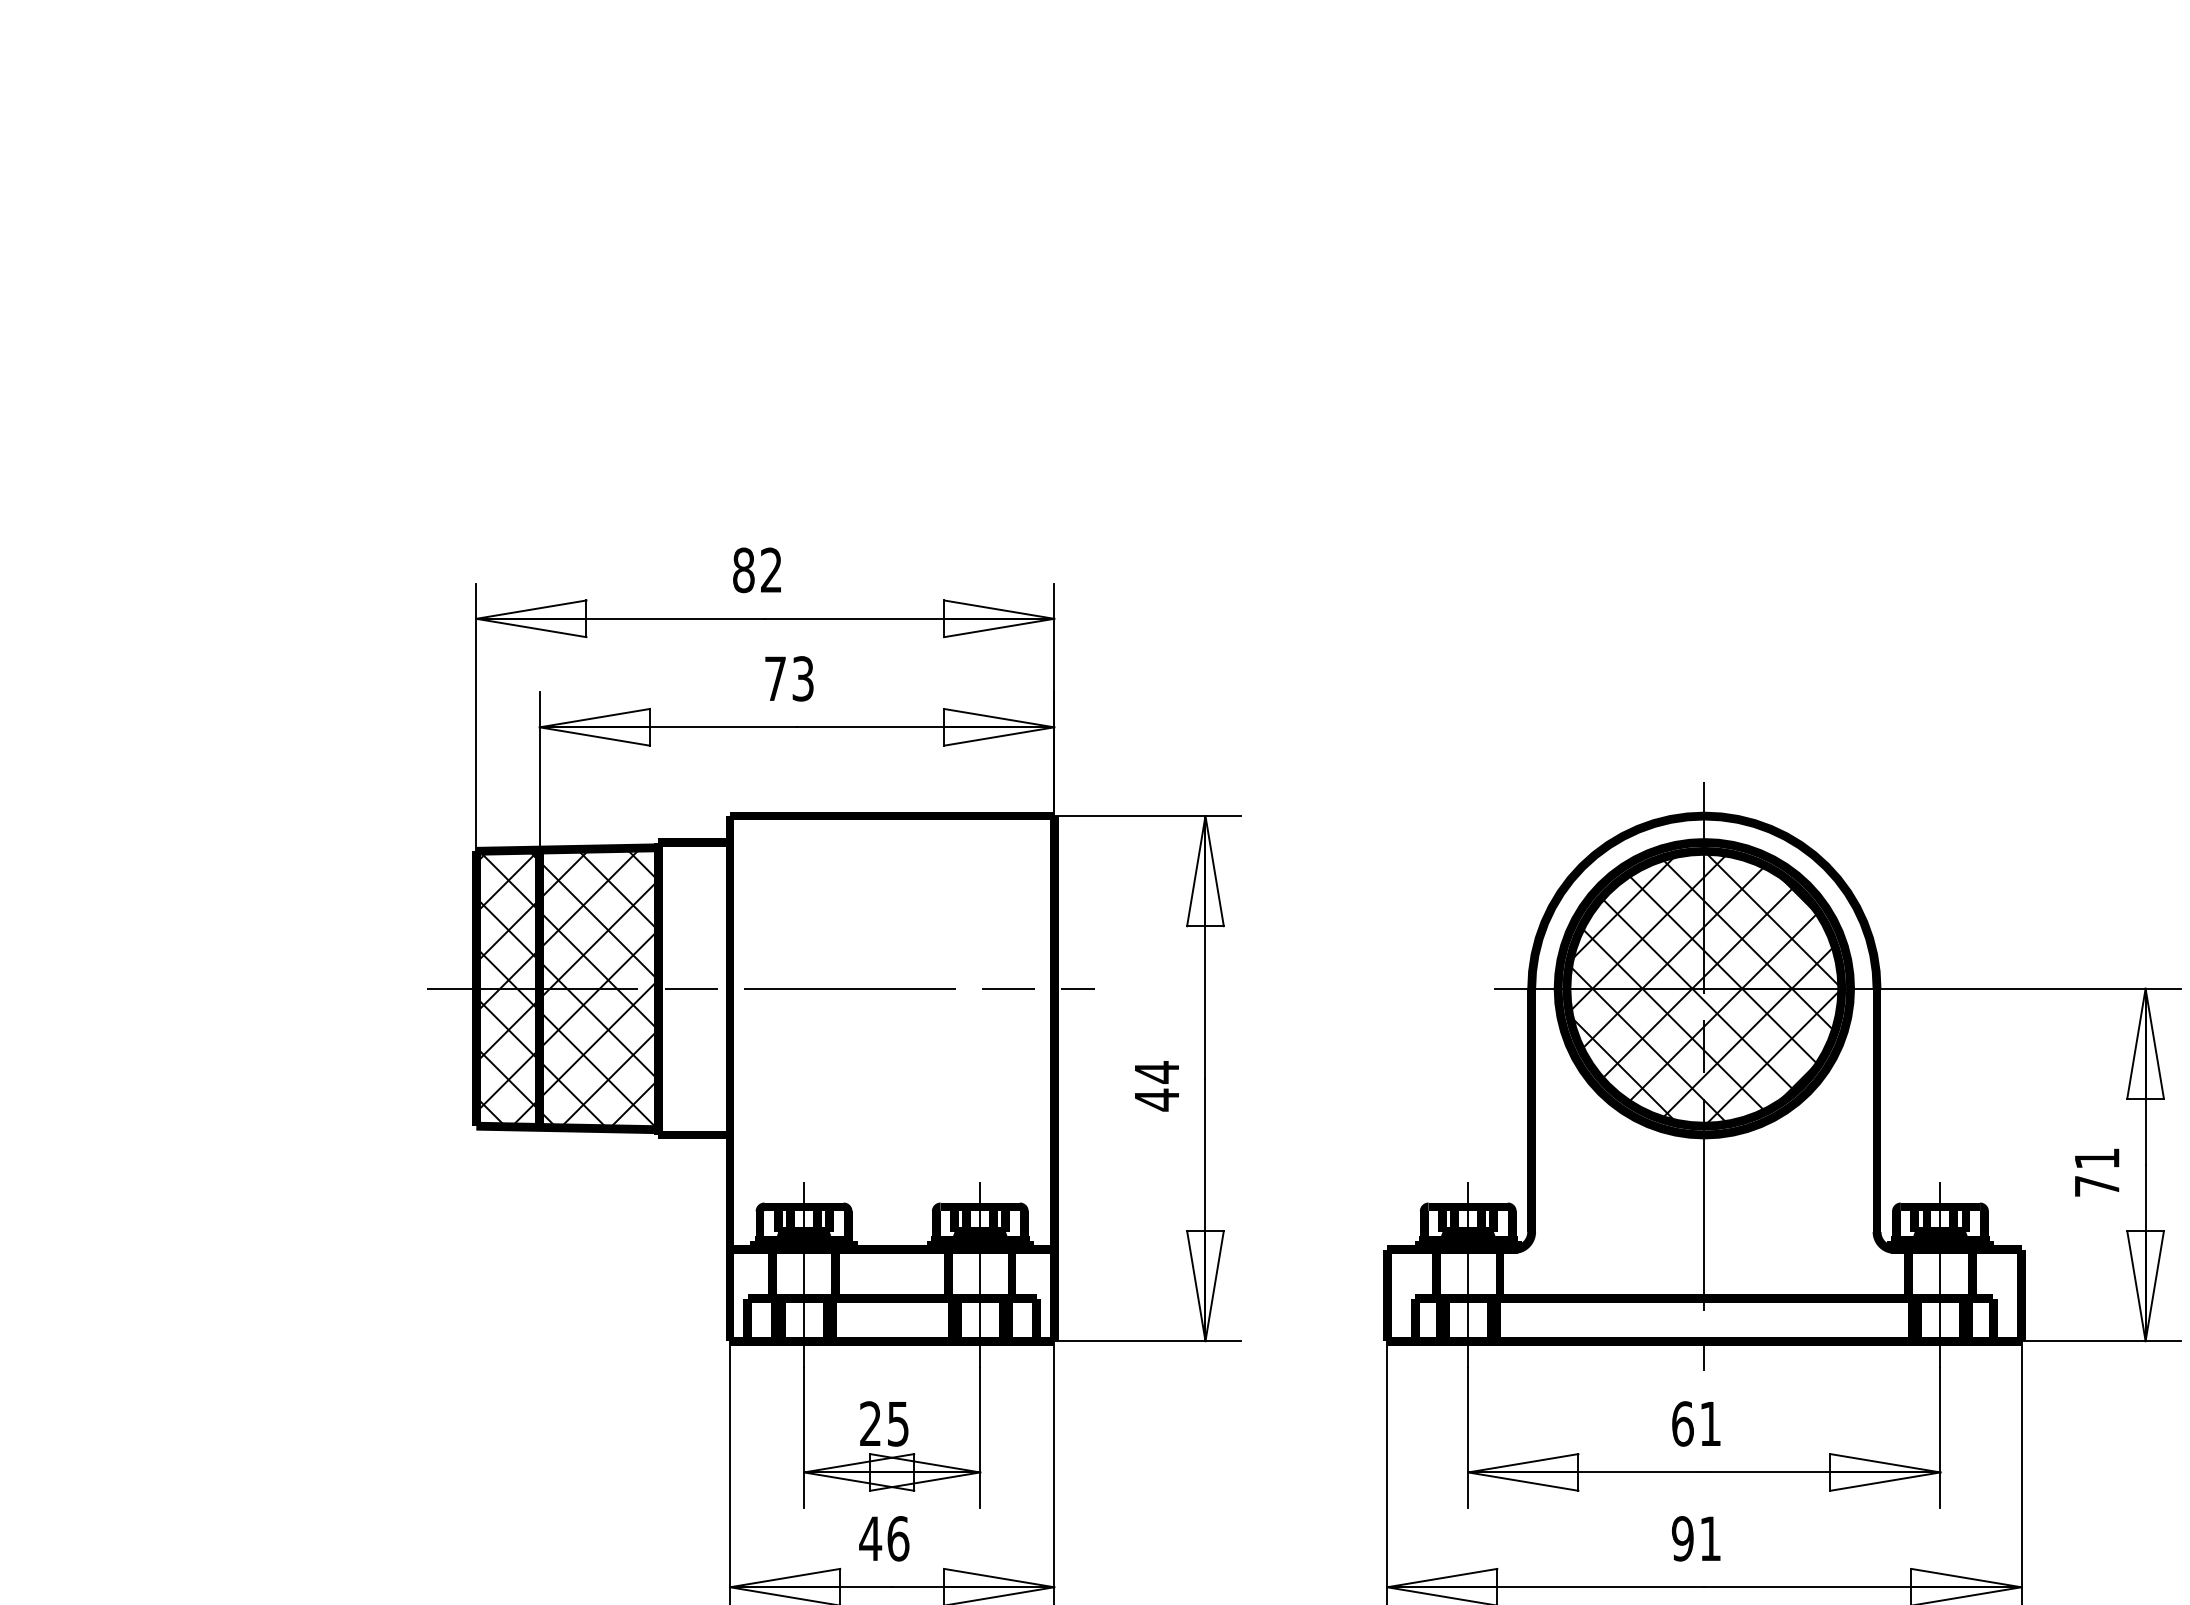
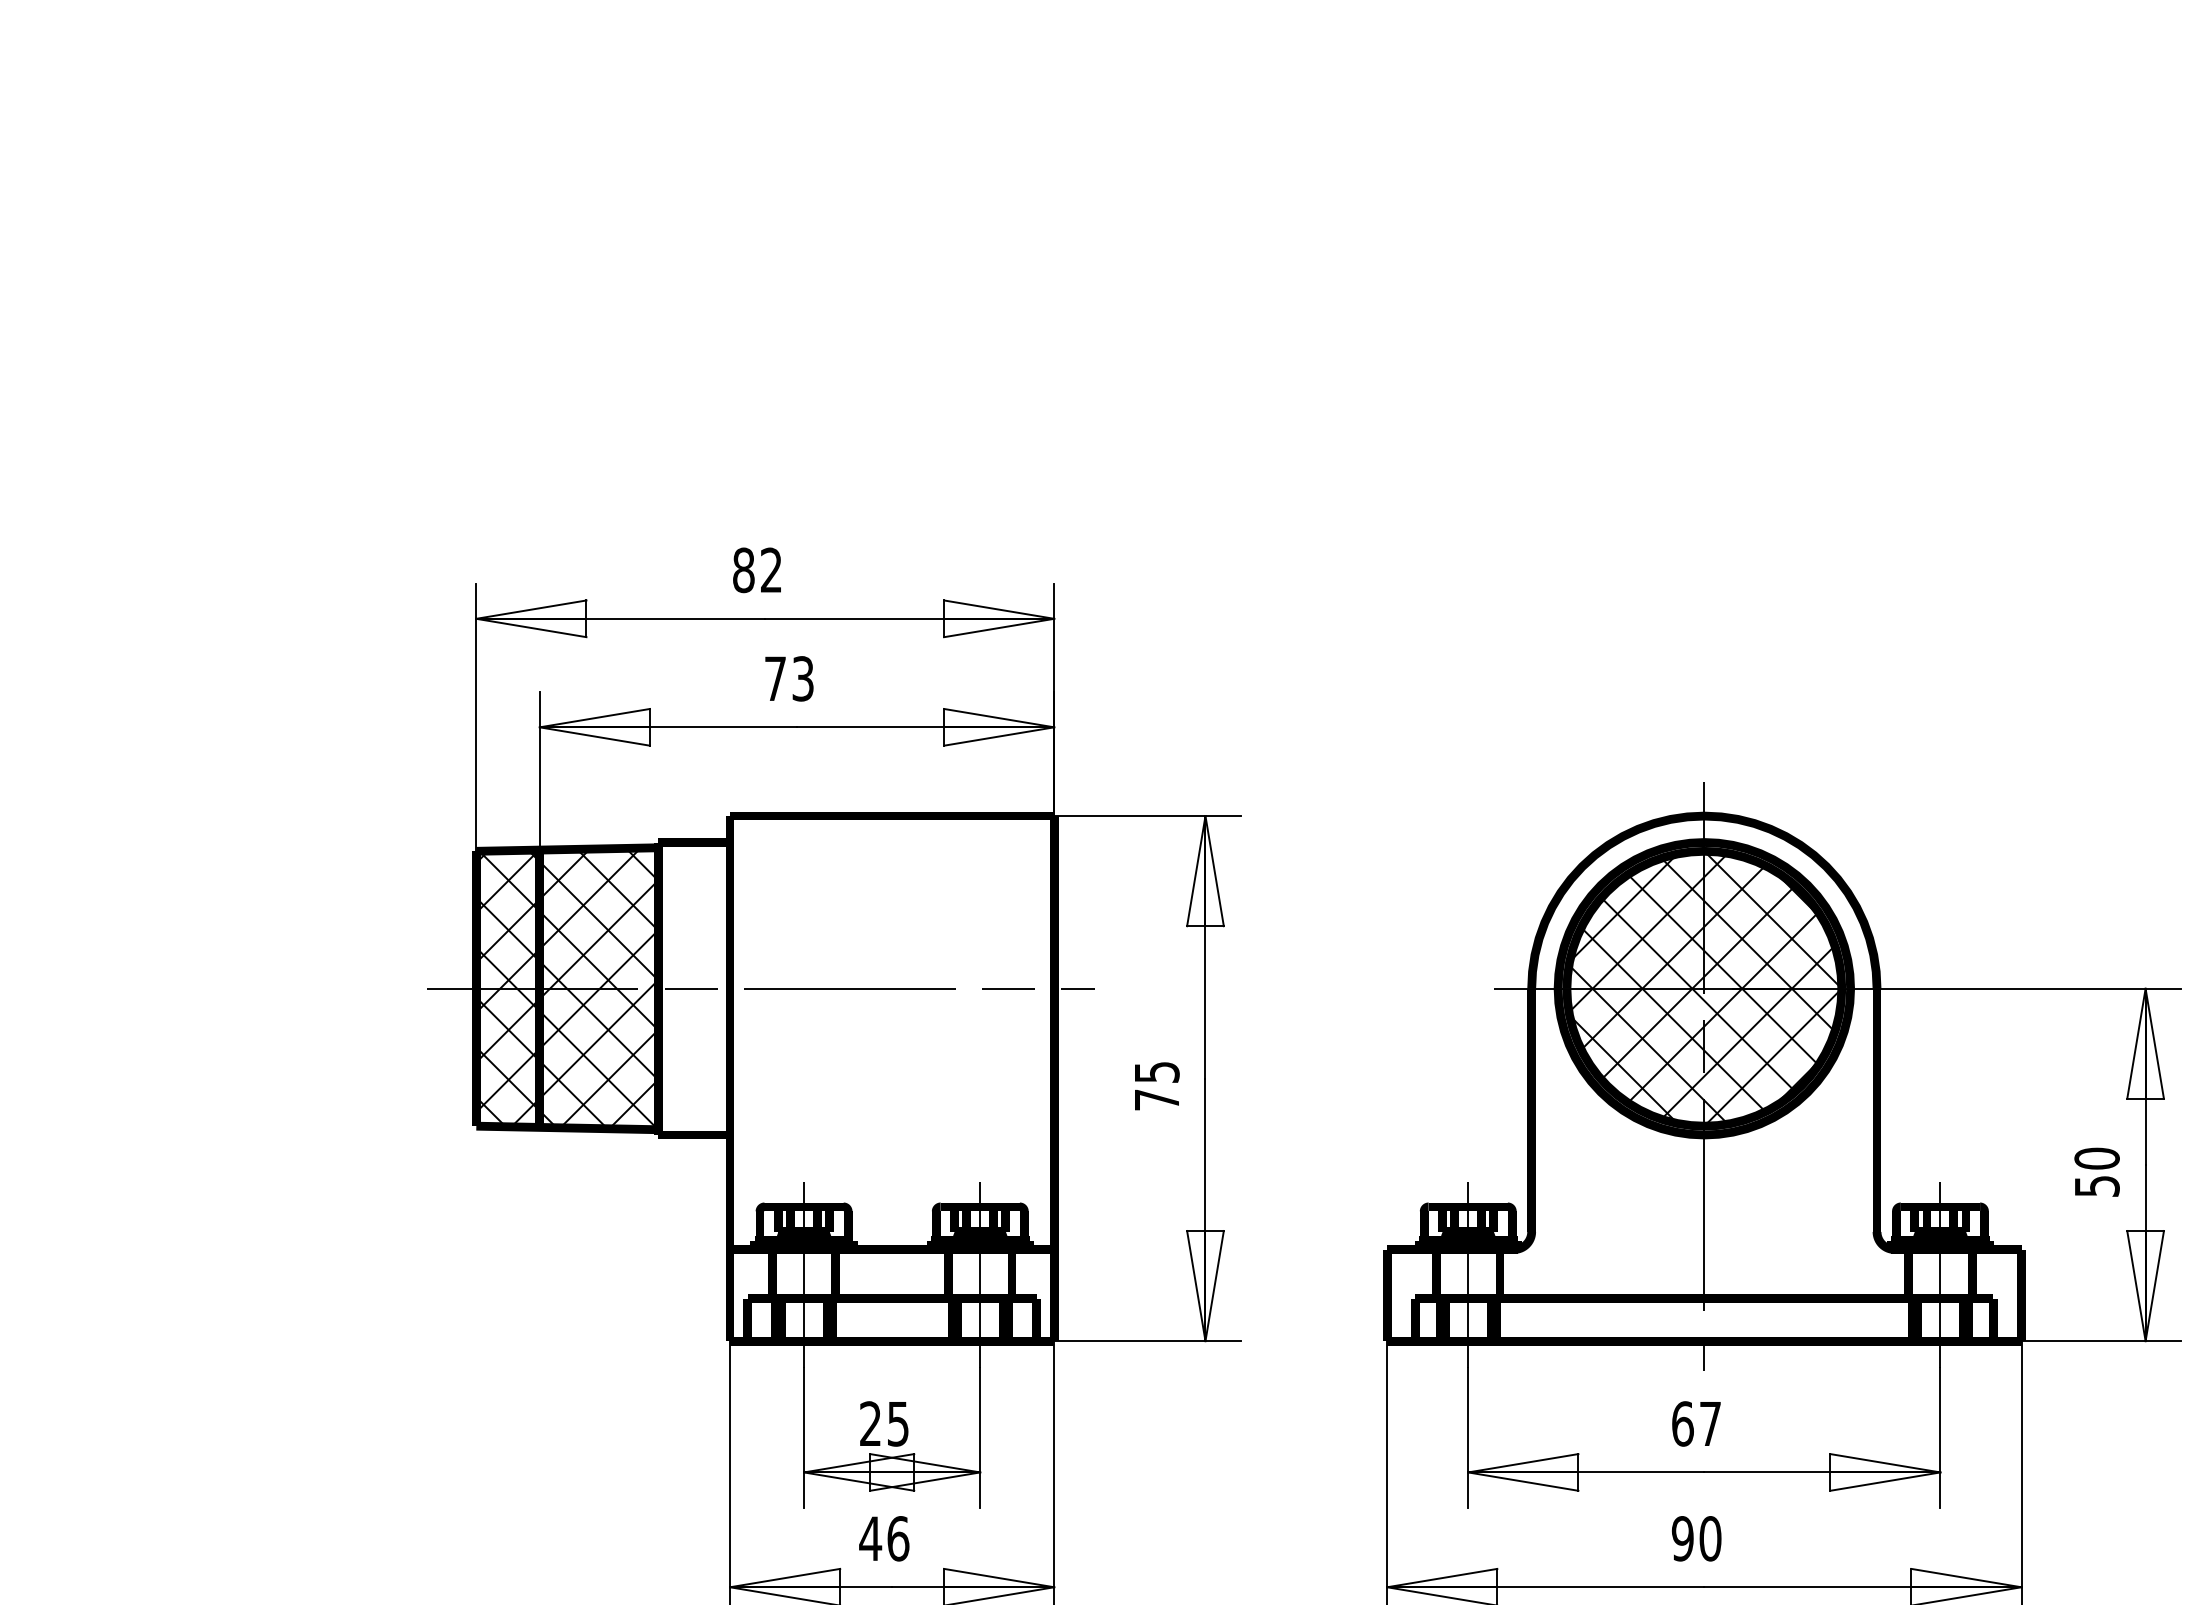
text: 44 -> 75 (1157, 1086)
text: 71 -> 50 (2096, 1171)
text: 61 -> 67 (1710, 1423)
text: 91 -> 90 (1710, 1538)
